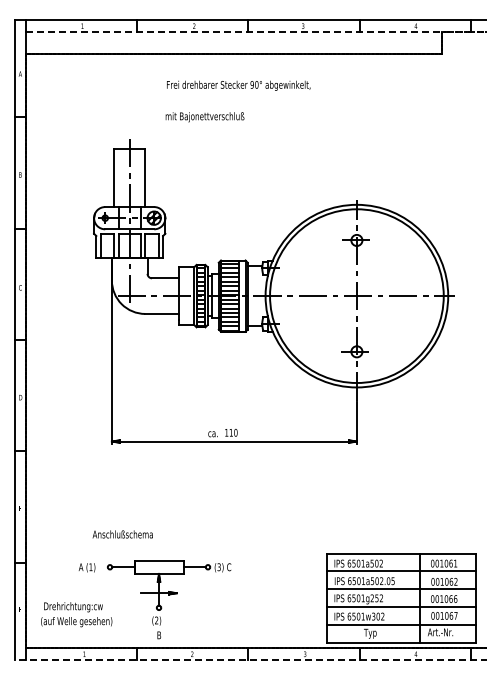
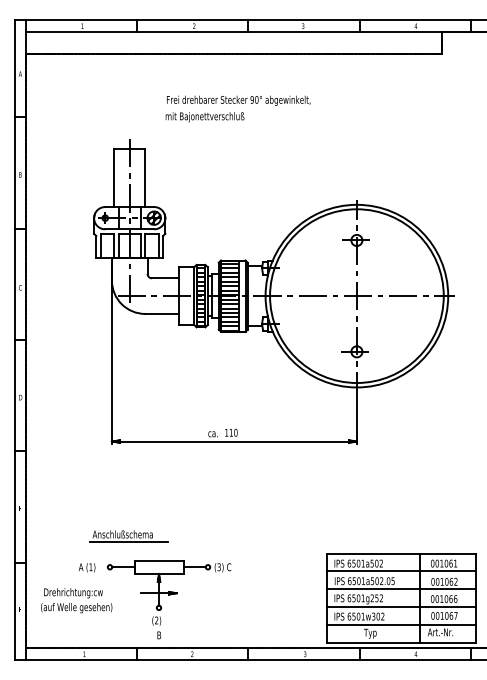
line: dashed -> solid (256, 31)
text position: (238, 85) -> (238, 100) (238, 100)
line: none -> present (129, 542)
text position: (76, 614) -> (76, 600) (76, 600)
line: dashed -> solid (250, 659)
